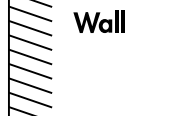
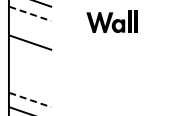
line: solid -> dashed (30, 14)
part position: (98, 21) -> (111, 21) (111, 21)
line: present -> none (30, 28)
line: present -> none (30, 56)
line: present -> none (30, 71)
line: present -> none (30, 85)
line: solid -> dashed (30, 100)
